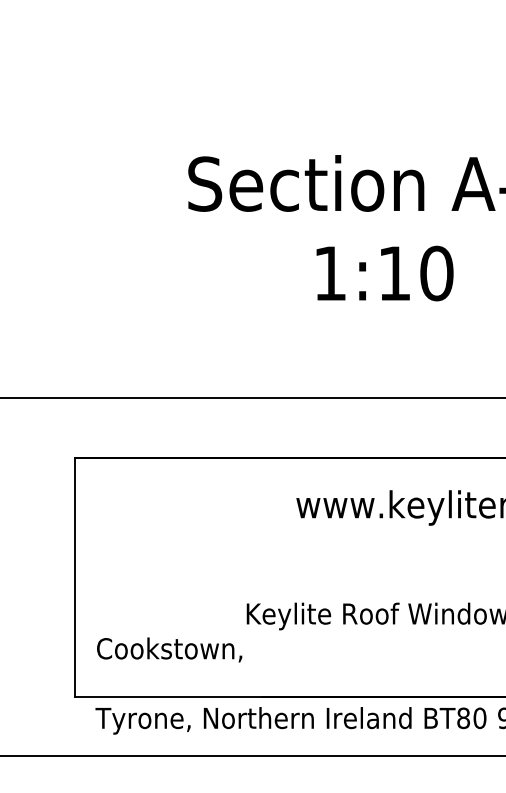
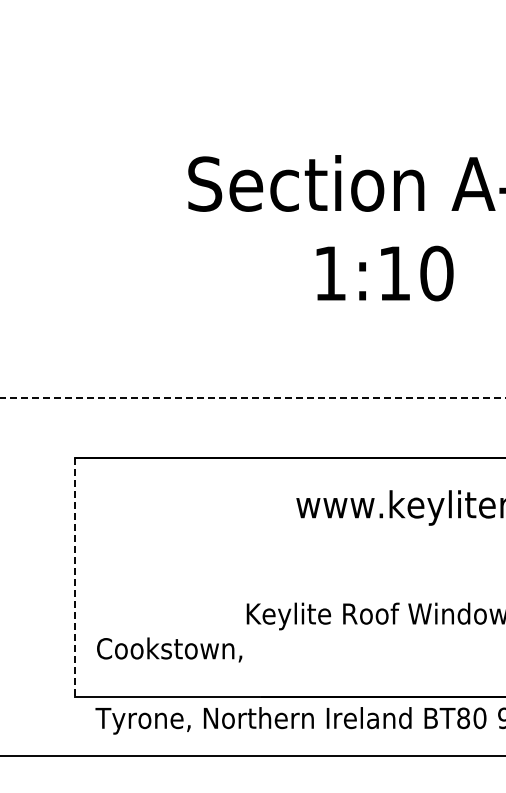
line: solid -> dashed (253, 398)
line: solid -> dashed (74, 577)
